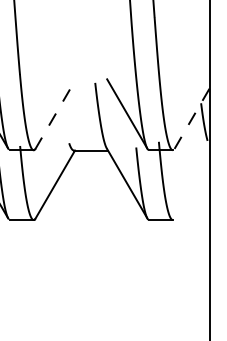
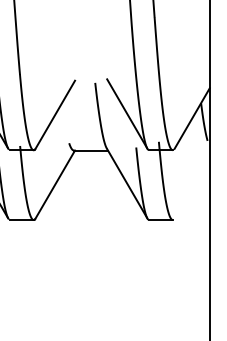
line: dashed -> solid (55, 115)
line: dashed -> solid (192, 118)
